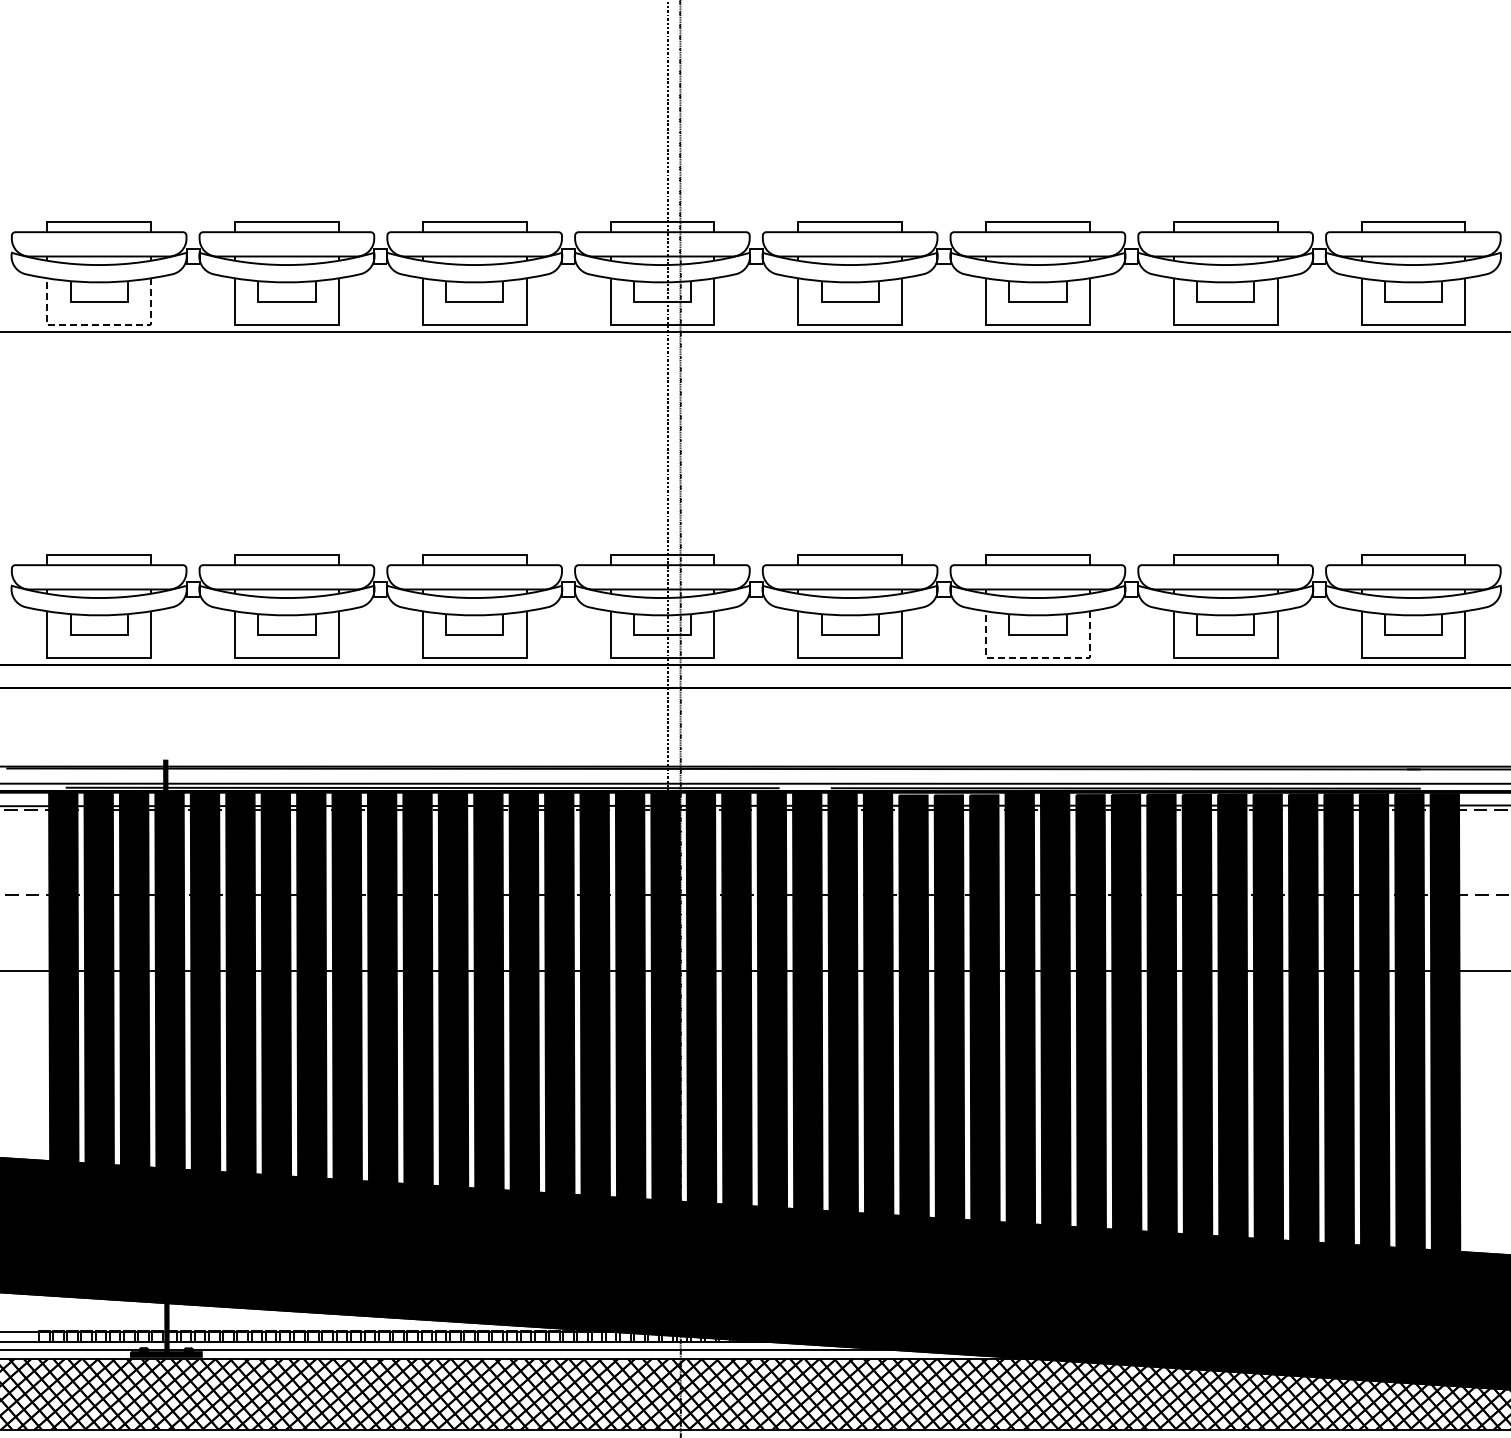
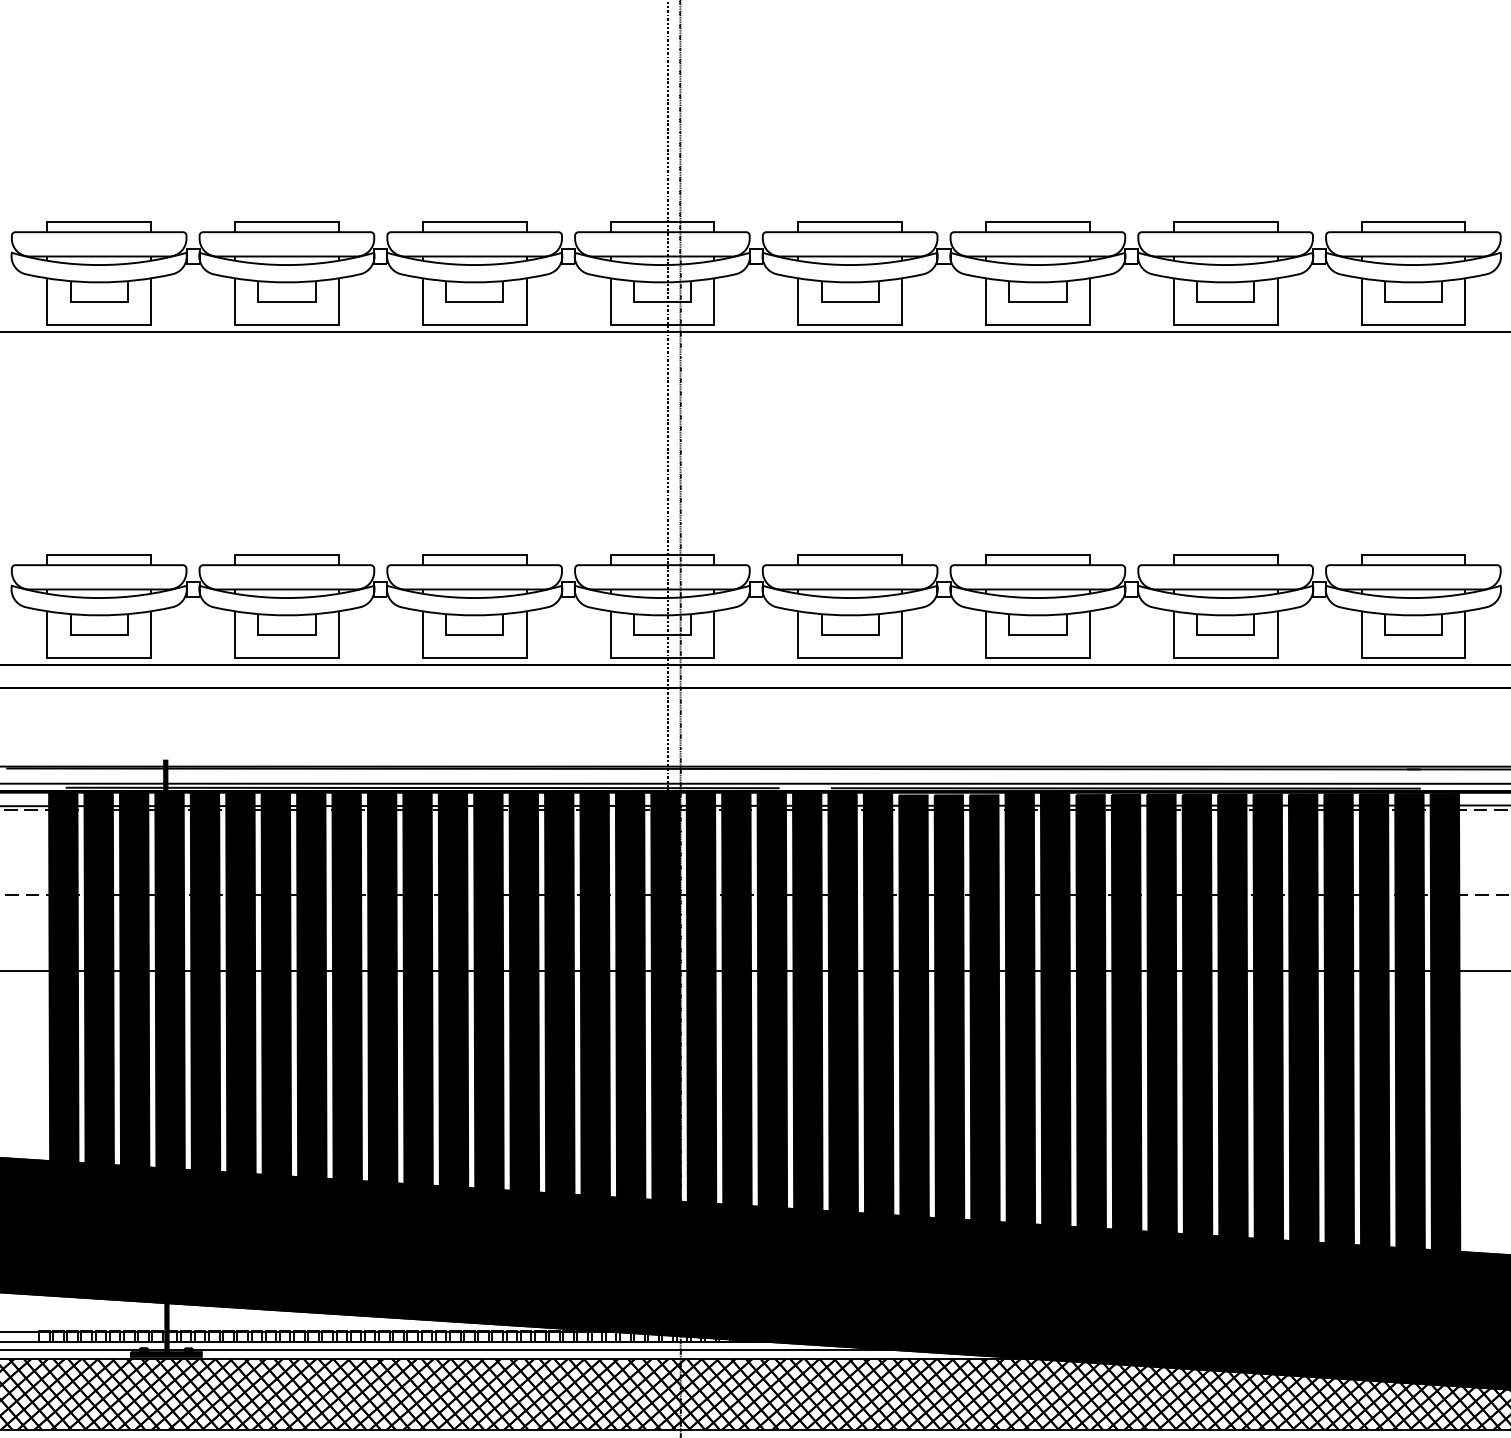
line: dashed -> solid (99, 325)
line: dashed -> solid (1037, 658)
